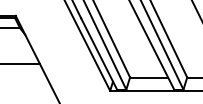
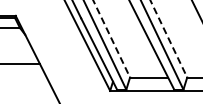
line: solid -> dashed (111, 38)
line: solid -> dashed (168, 38)
